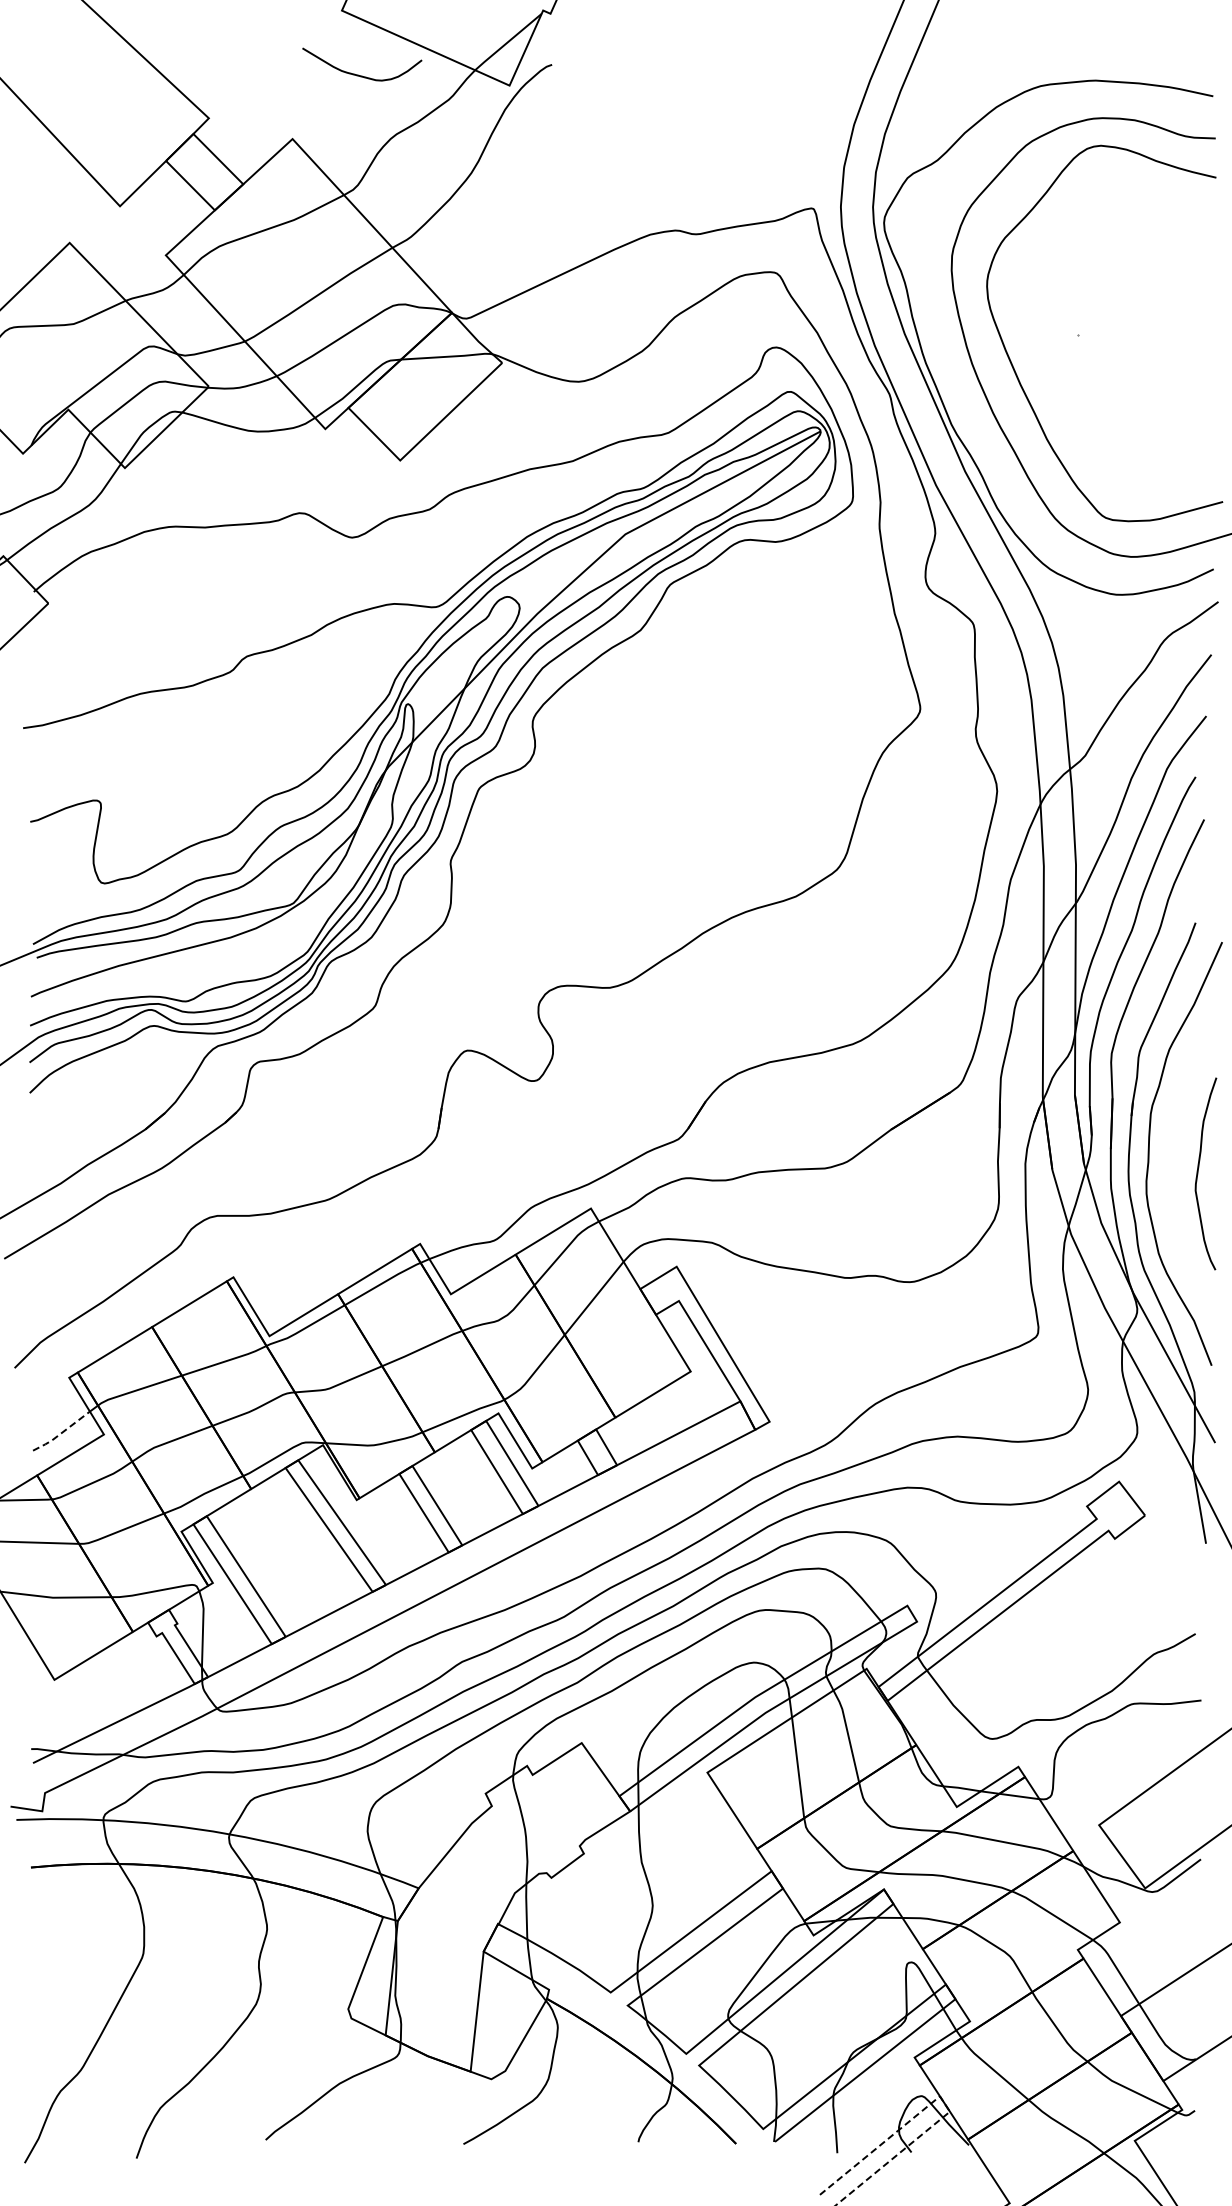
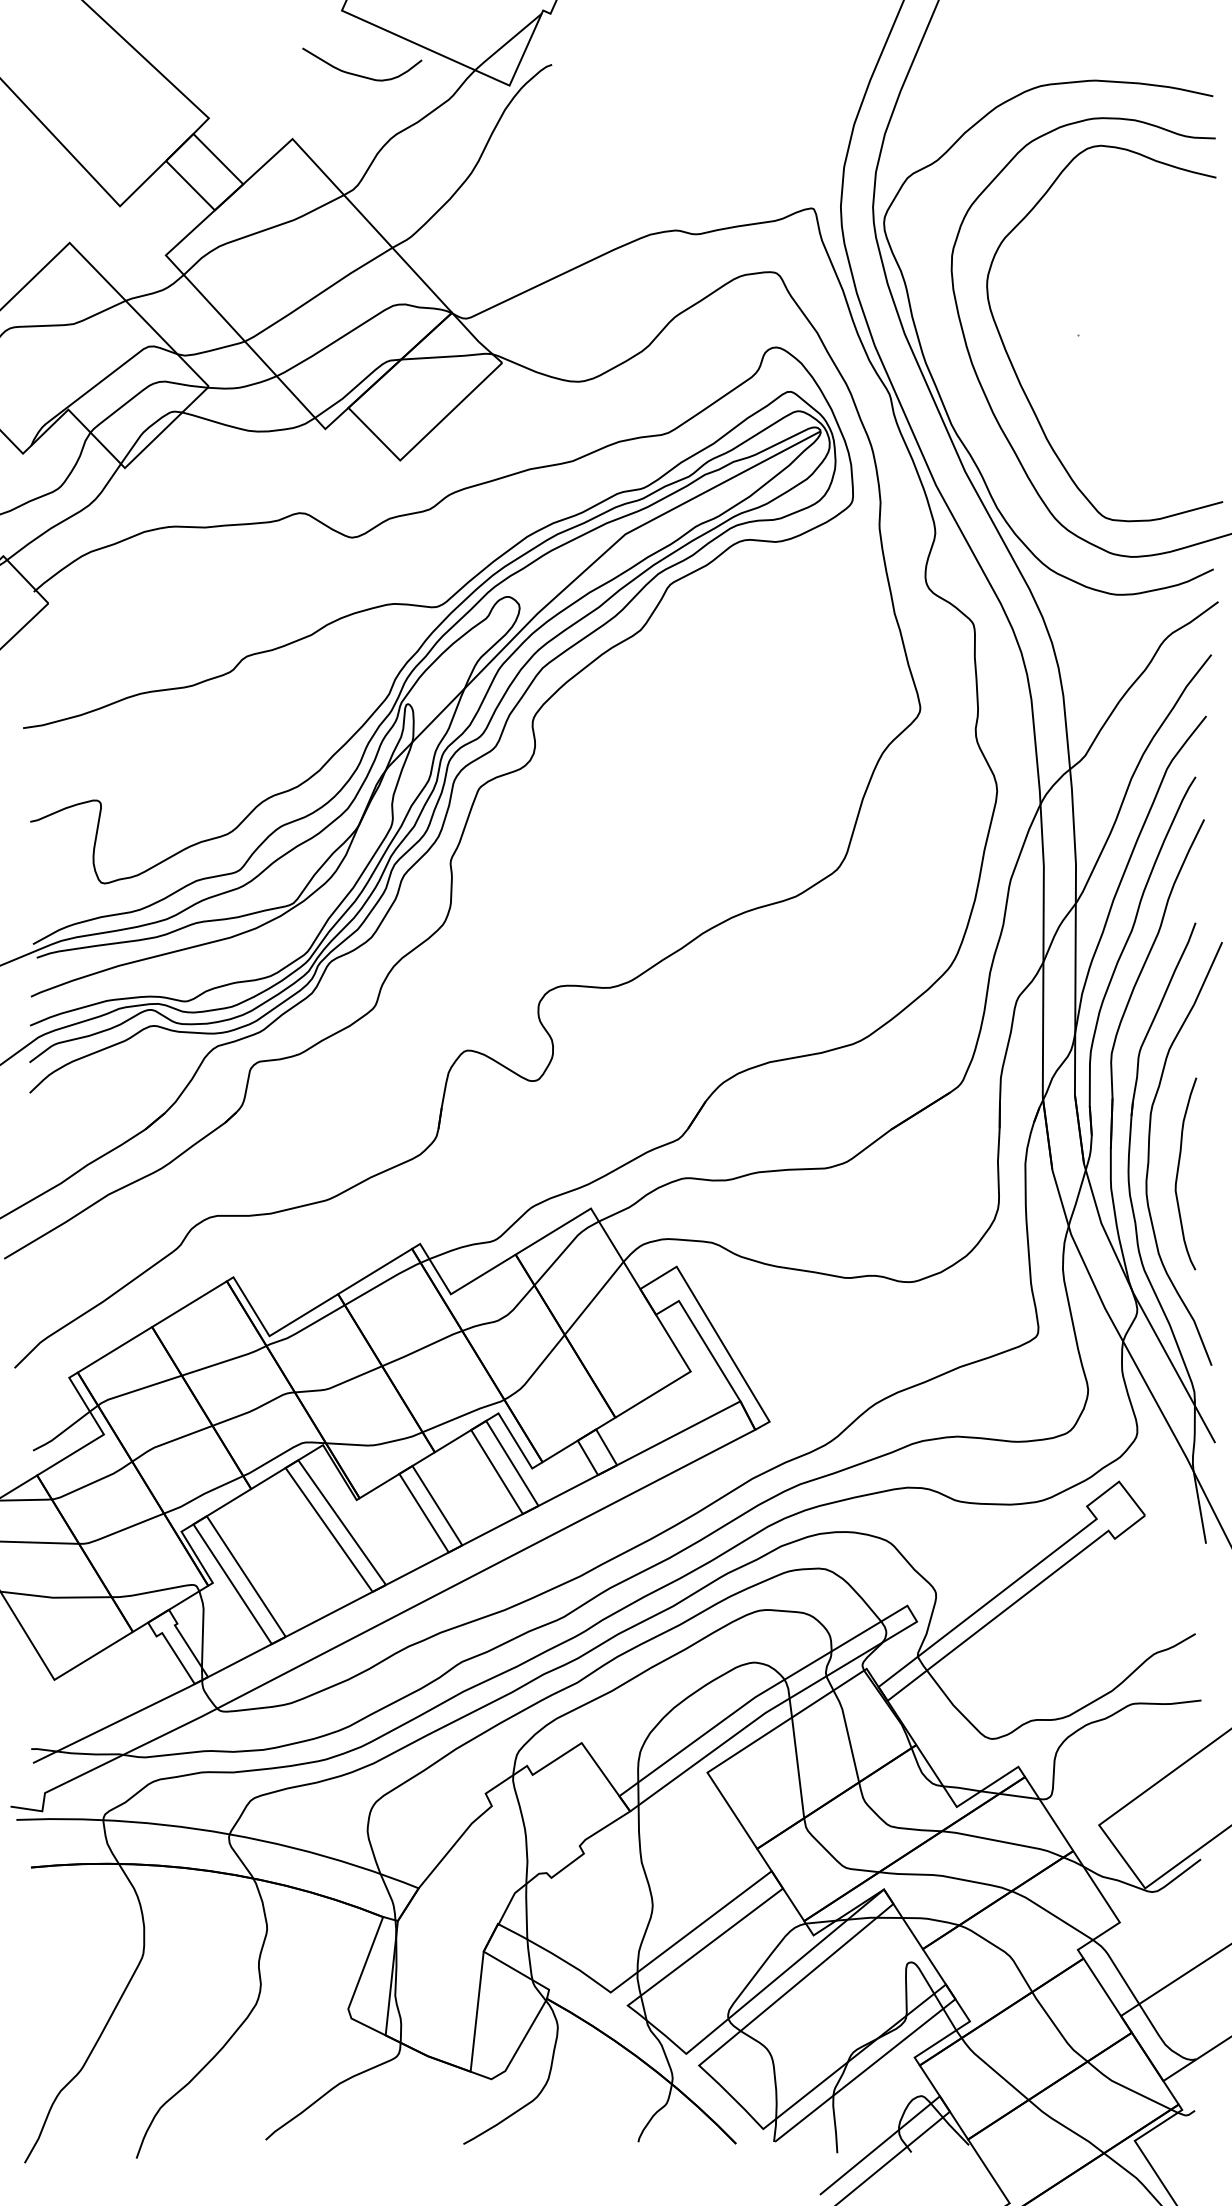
curve position: (1198, 1173) -> (1178, 1173) (1178, 1173)
line: dashed -> solid (61, 1433)
line: dashed -> solid (943, 2101)
